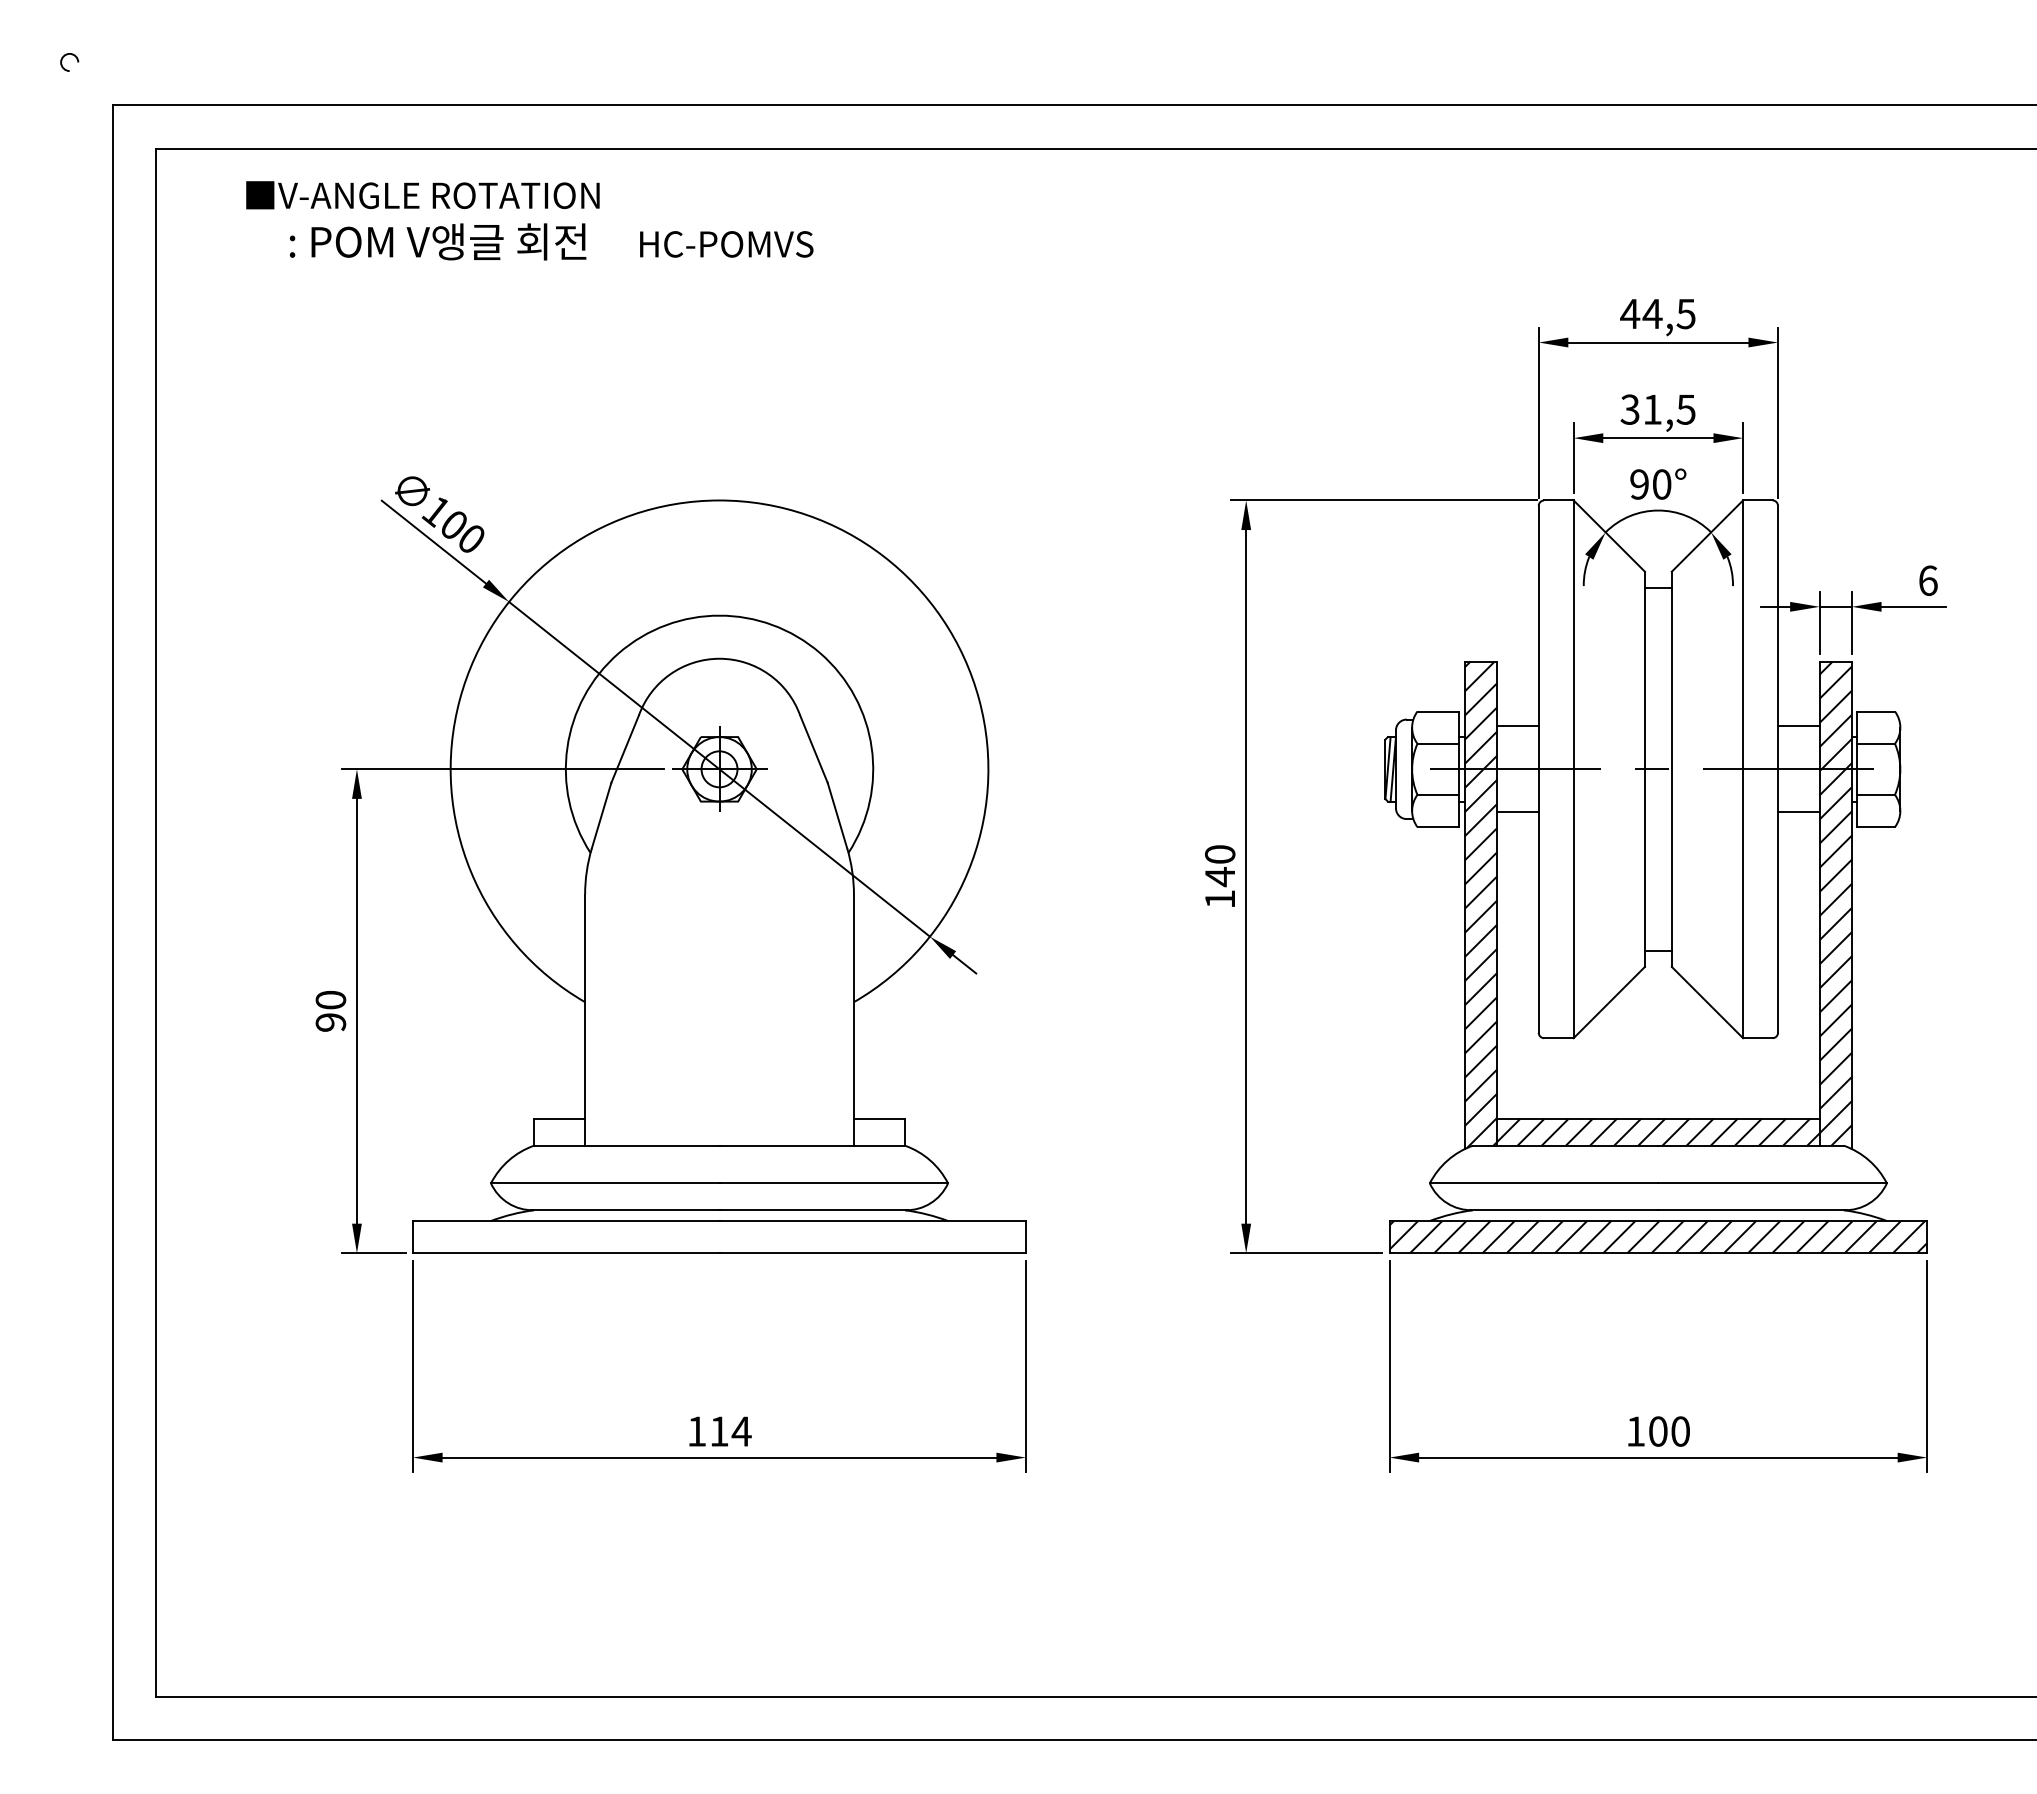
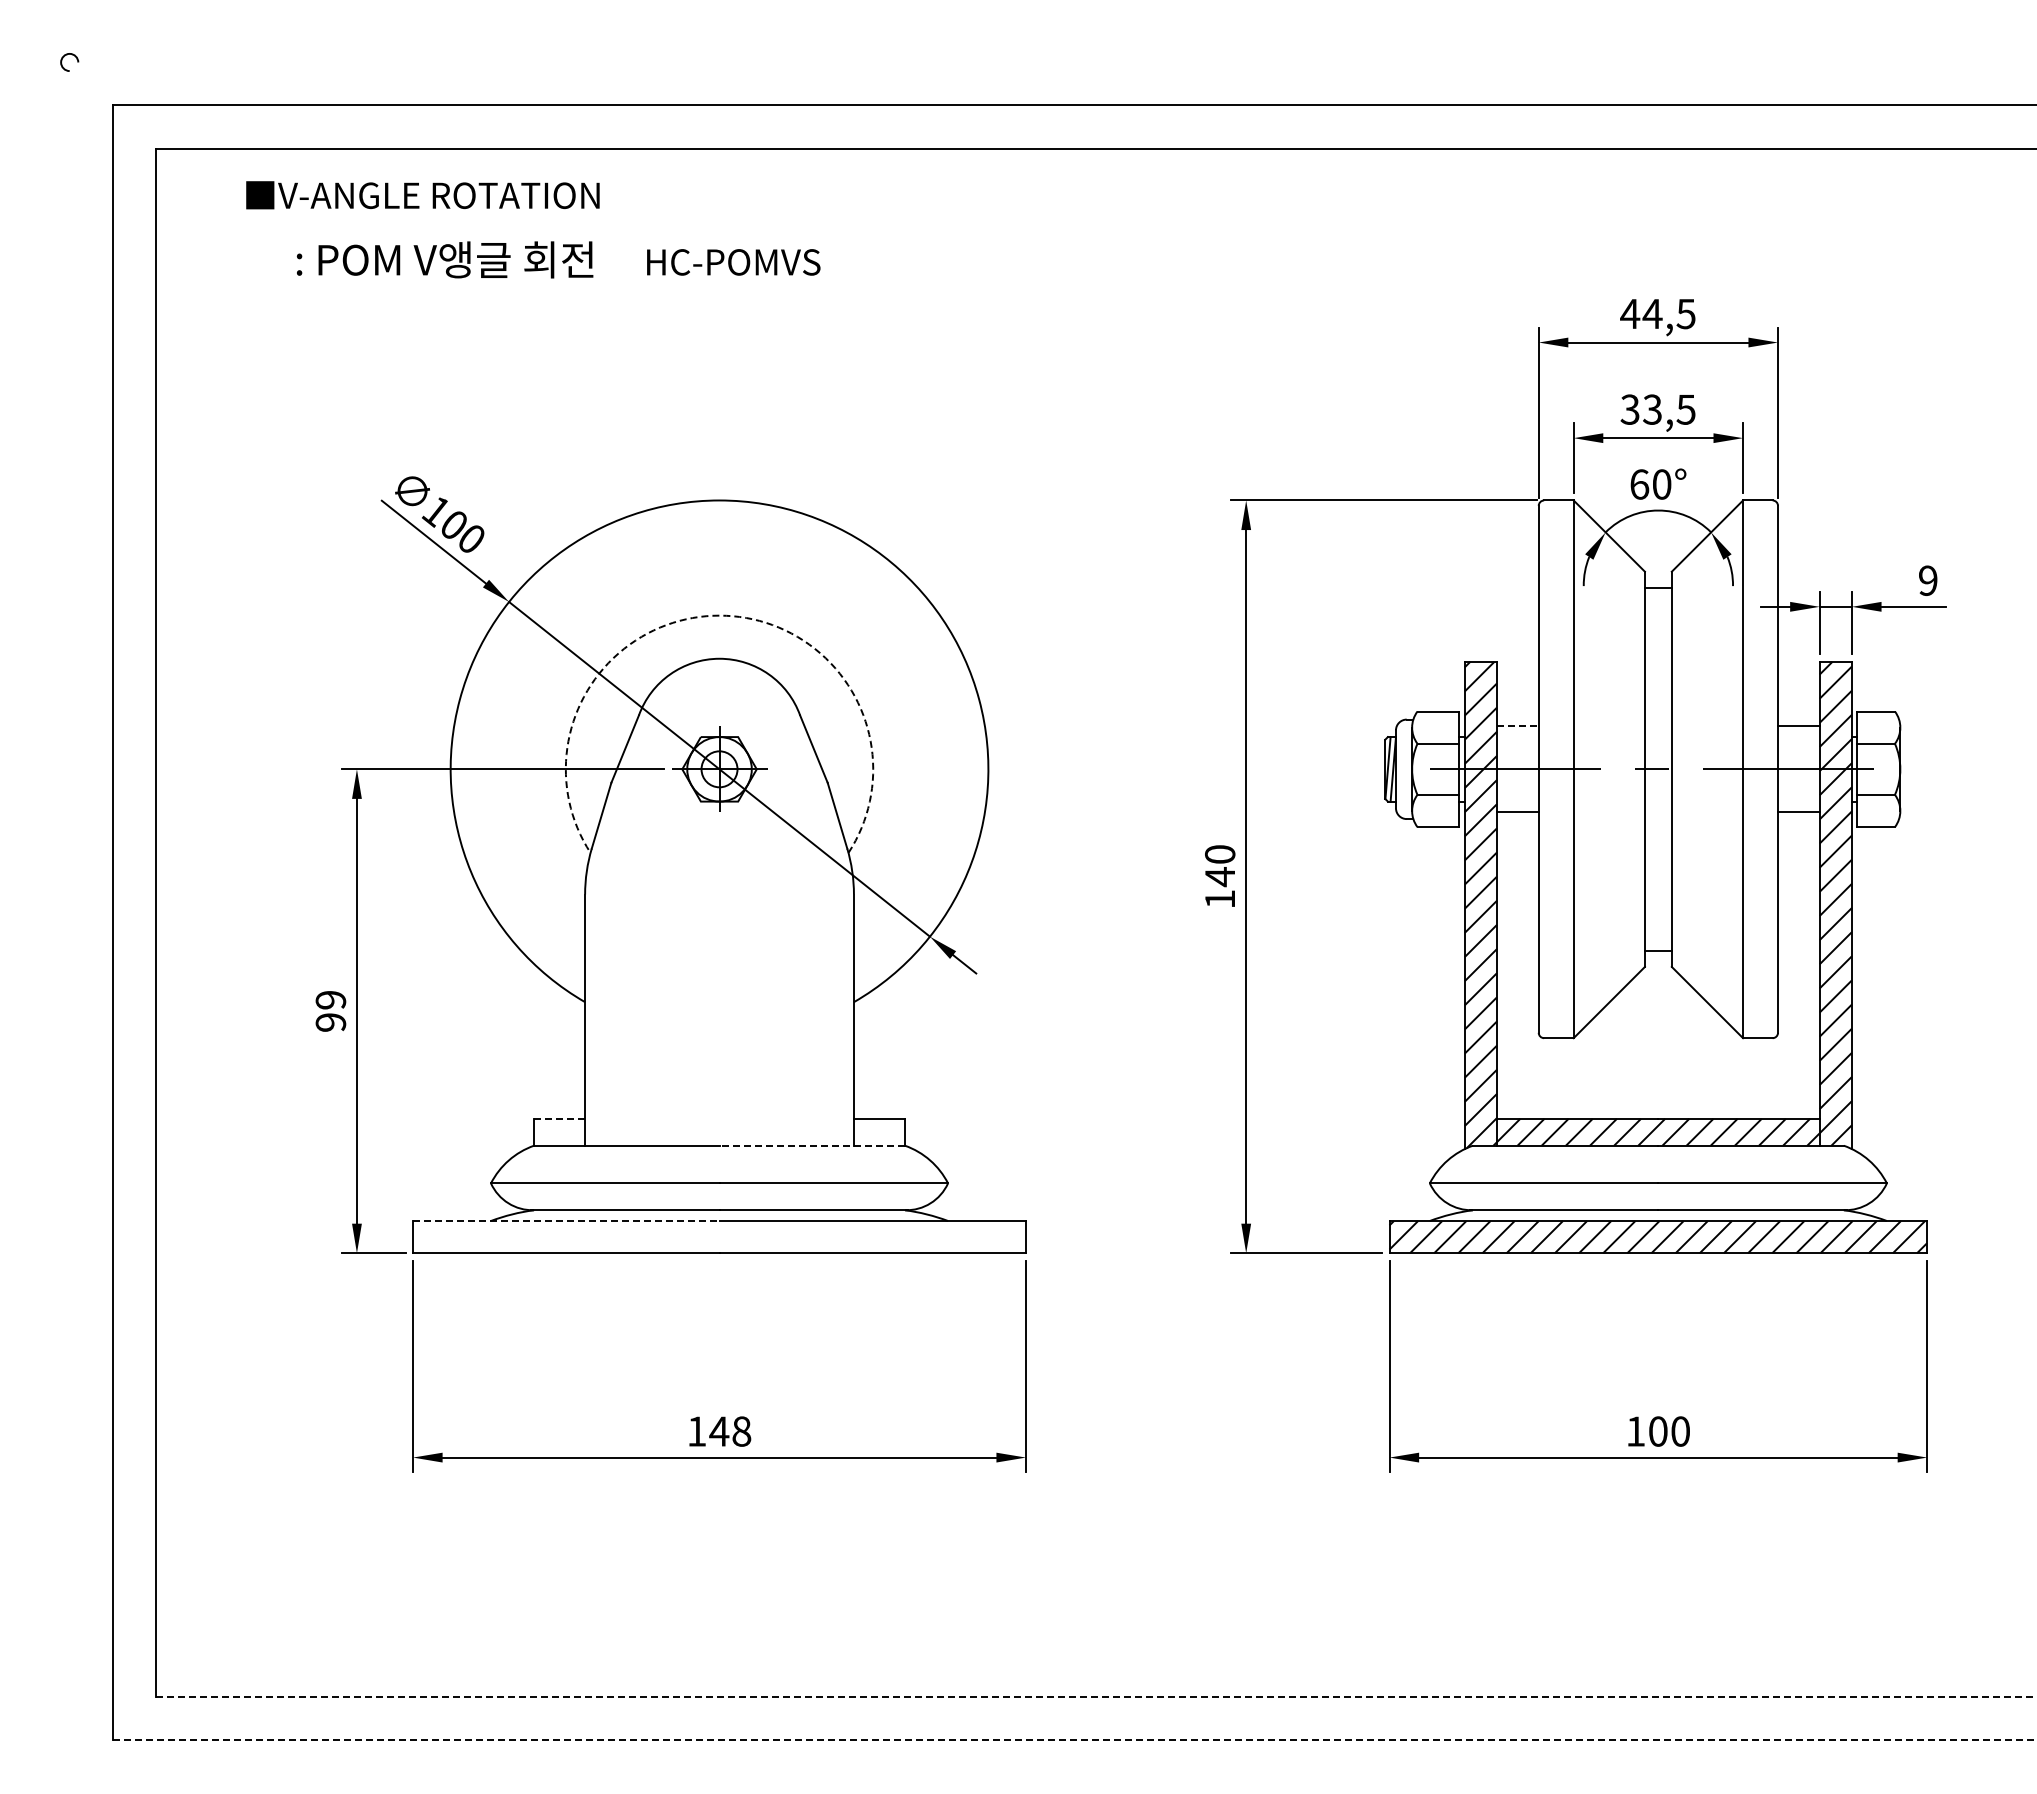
text position: (551, 241) -> (558, 259) (558, 259)
text: 31,5 -> 33,5 (1652, 409)
text: 90° -> 60° (1639, 484)
text: 6 -> 9 (1928, 580)
arc: solid -> dashed (719, 615)
line: solid -> dashed (1517, 726)
text: 90 -> 99 (330, 999)
line: solid -> dashed (559, 1118)
line: solid -> dashed (812, 1145)
line: solid -> dashed (566, 1221)
text: 114 -> 148 (730, 1431)
line: solid -> dashed (1096, 1697)
line: solid -> dashed (1074, 1740)
